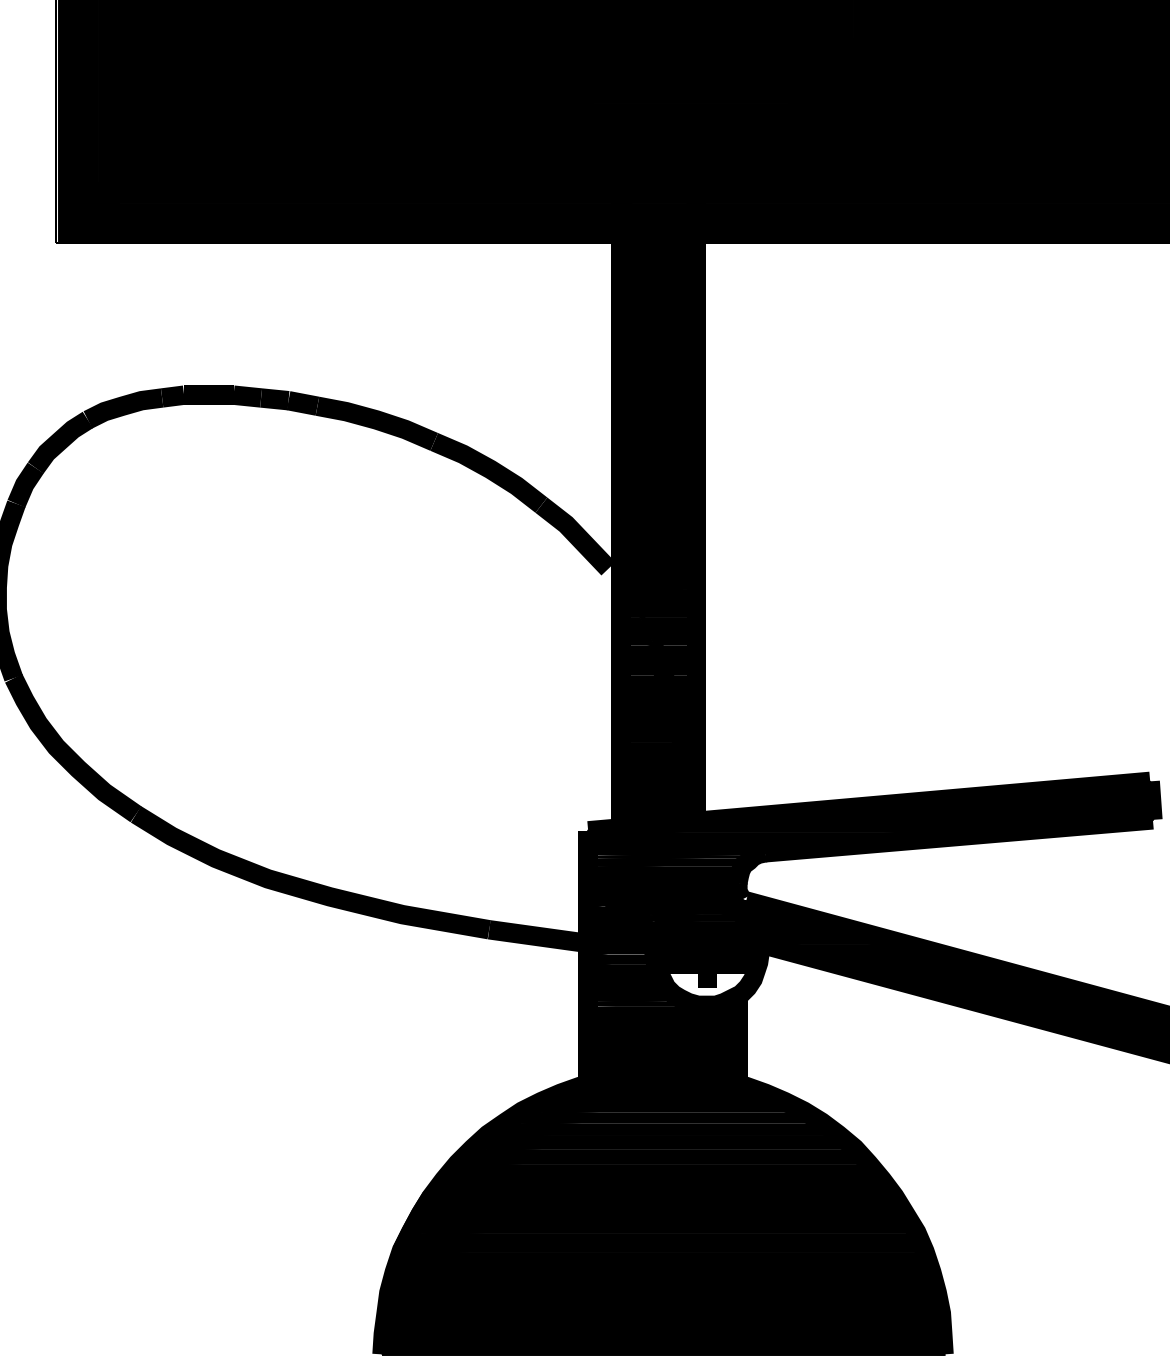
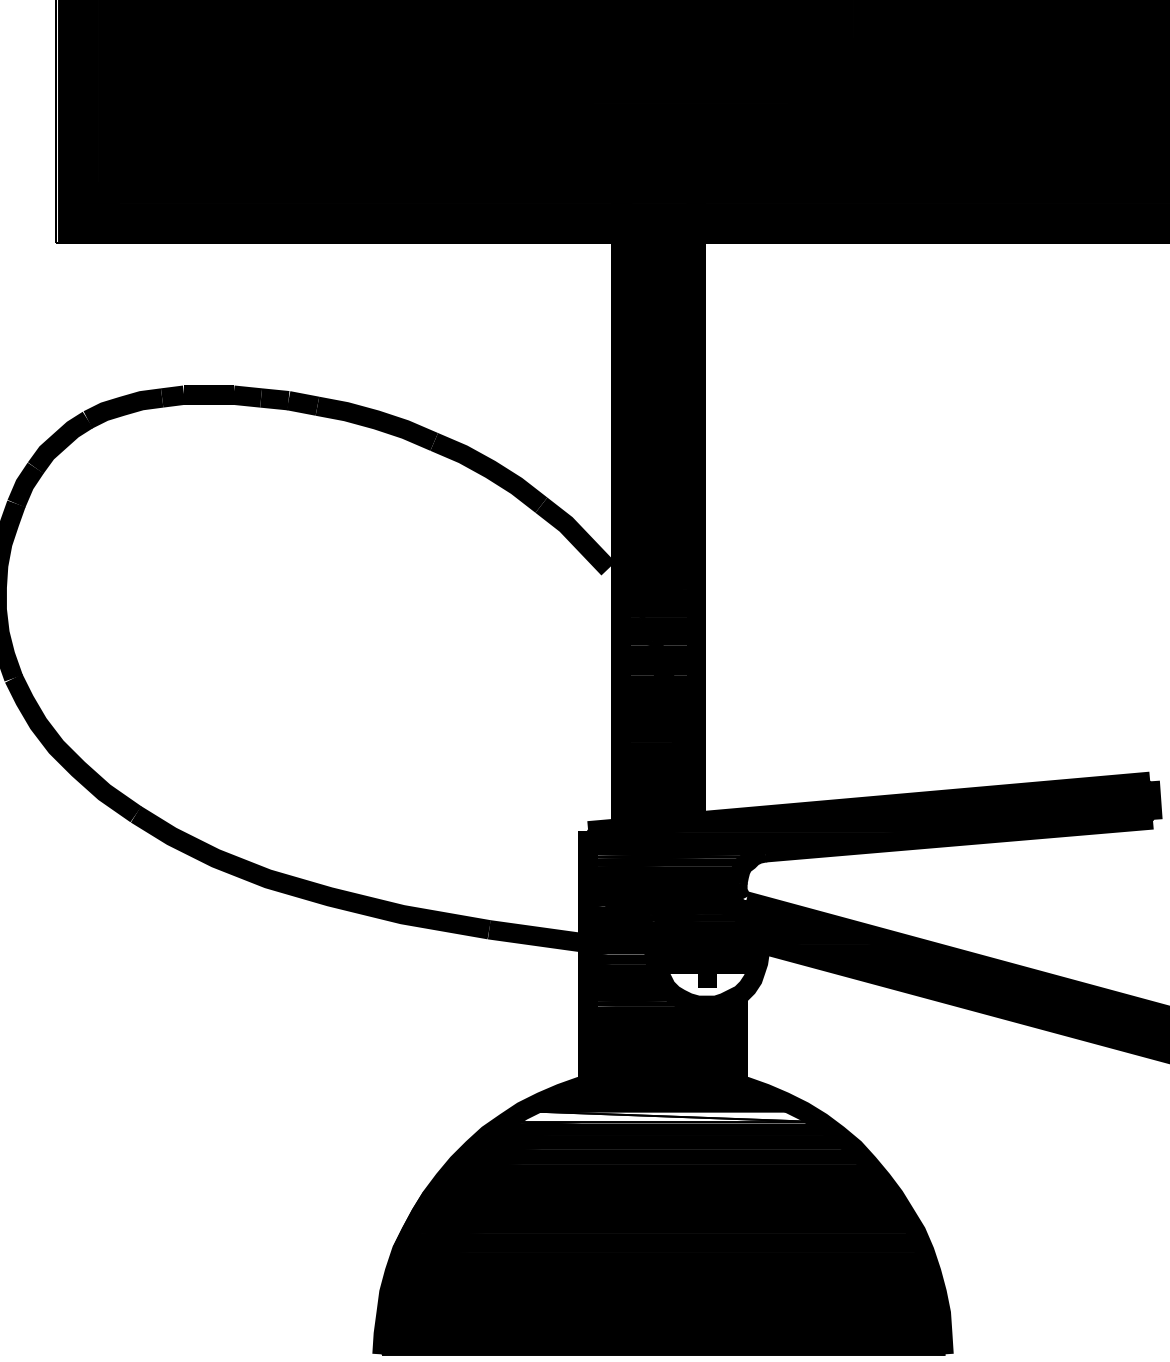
fill: present -> none (663, 1117)
